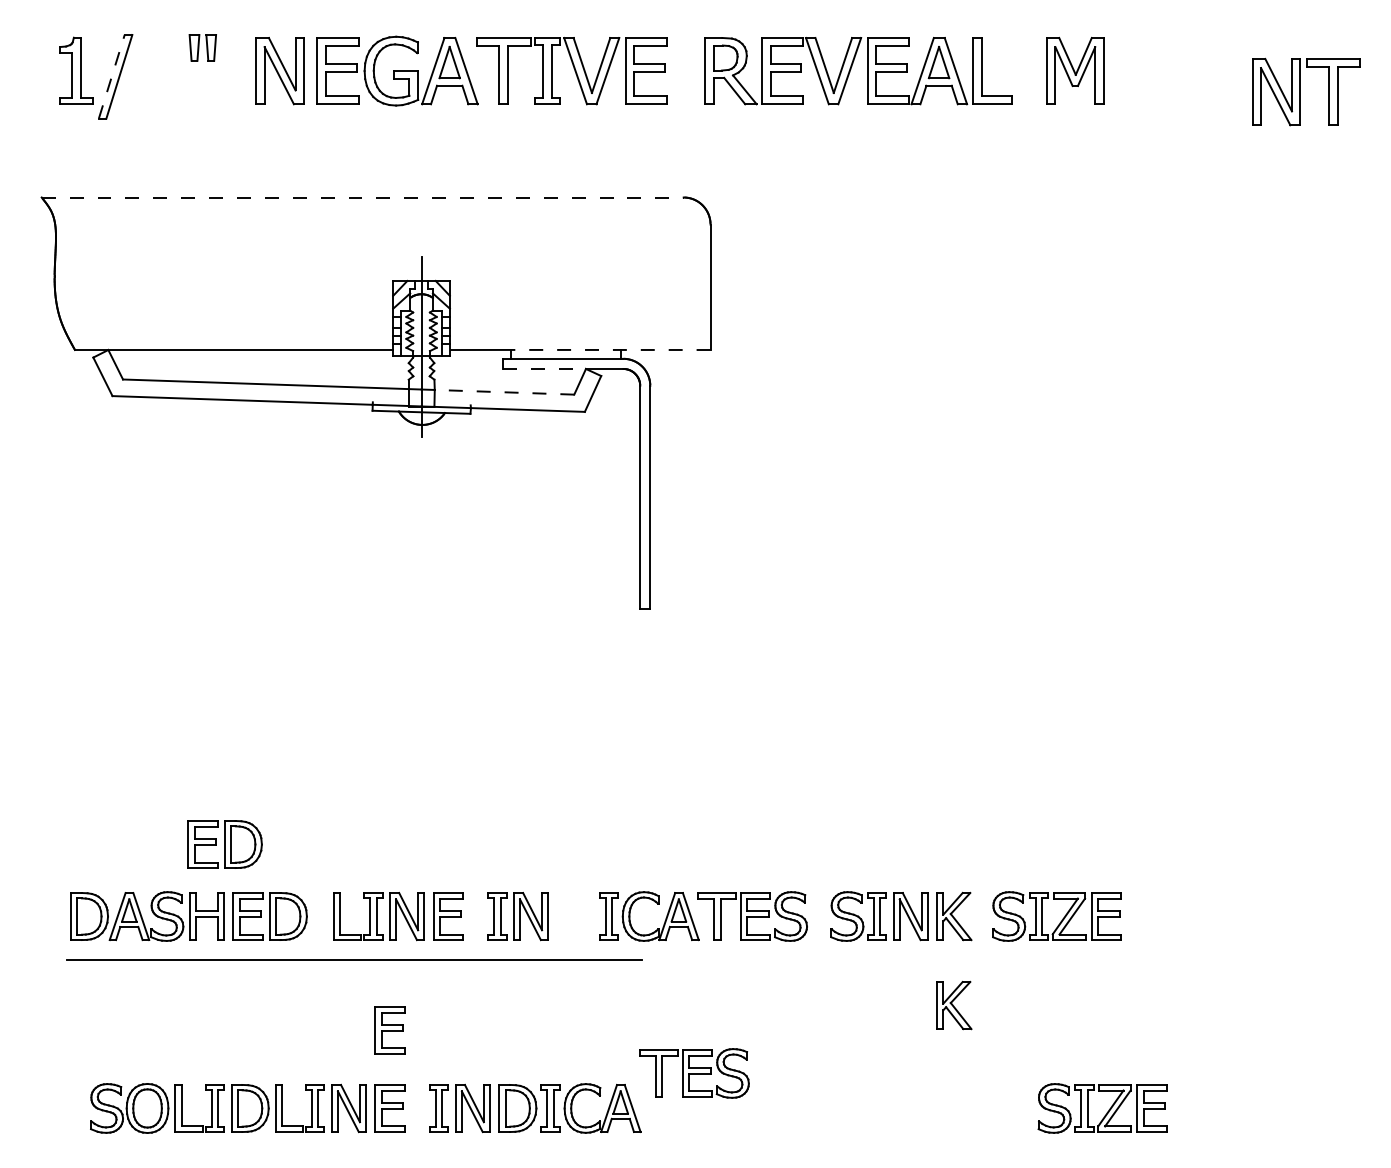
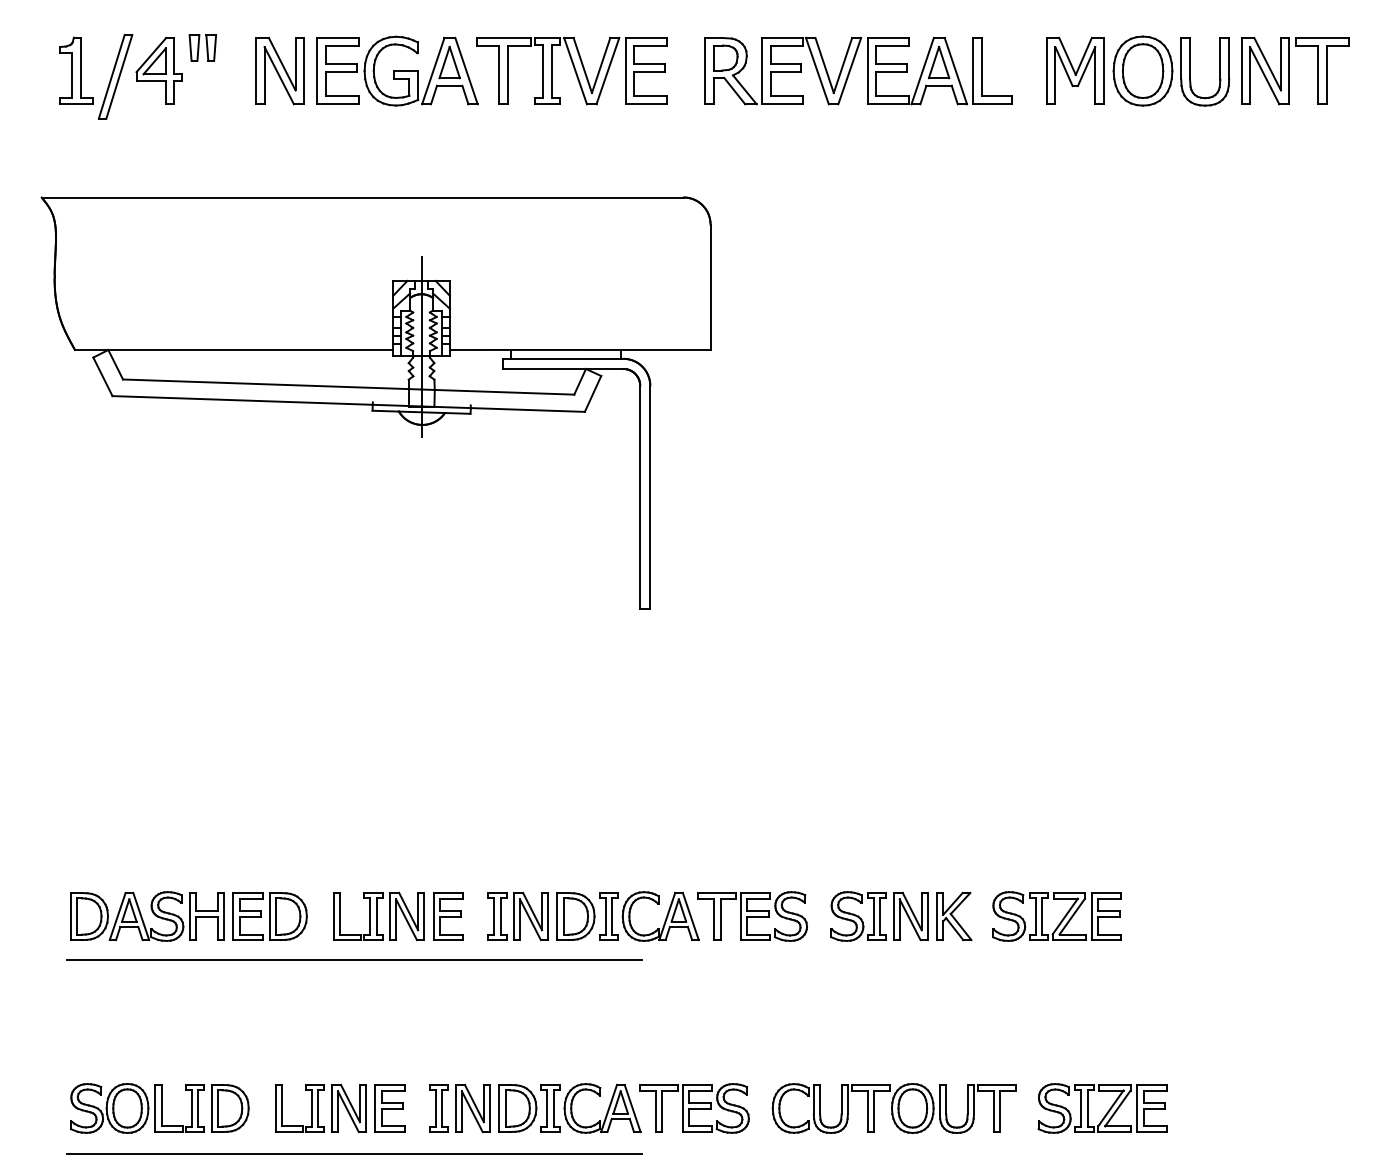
part: none -> present (158, 70)
part: none -> present (1171, 70)
line: dashed -> solid (111, 76)
part position: (1306, 91) -> (1295, 70) (1295, 70)
line: dashed -> solid (362, 197)
line: dashed -> solid (610, 349)
line: dashed -> solid (545, 368)
line: dashed -> solid (504, 392)
part: present -> none (224, 844)
part: none -> present (575, 916)
part: present -> none (954, 1005)
part: present -> none (389, 1030)
part position: (694, 1073) -> (694, 1108) (694, 1108)
part position: (179, 1108) -> (159, 1108) (159, 1108)
part: none -> present (893, 1108)
line: none -> present (354, 1153)
